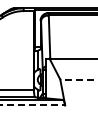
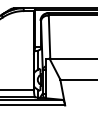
line: dashed -> solid (78, 79)
line: dashed -> solid (33, 105)
